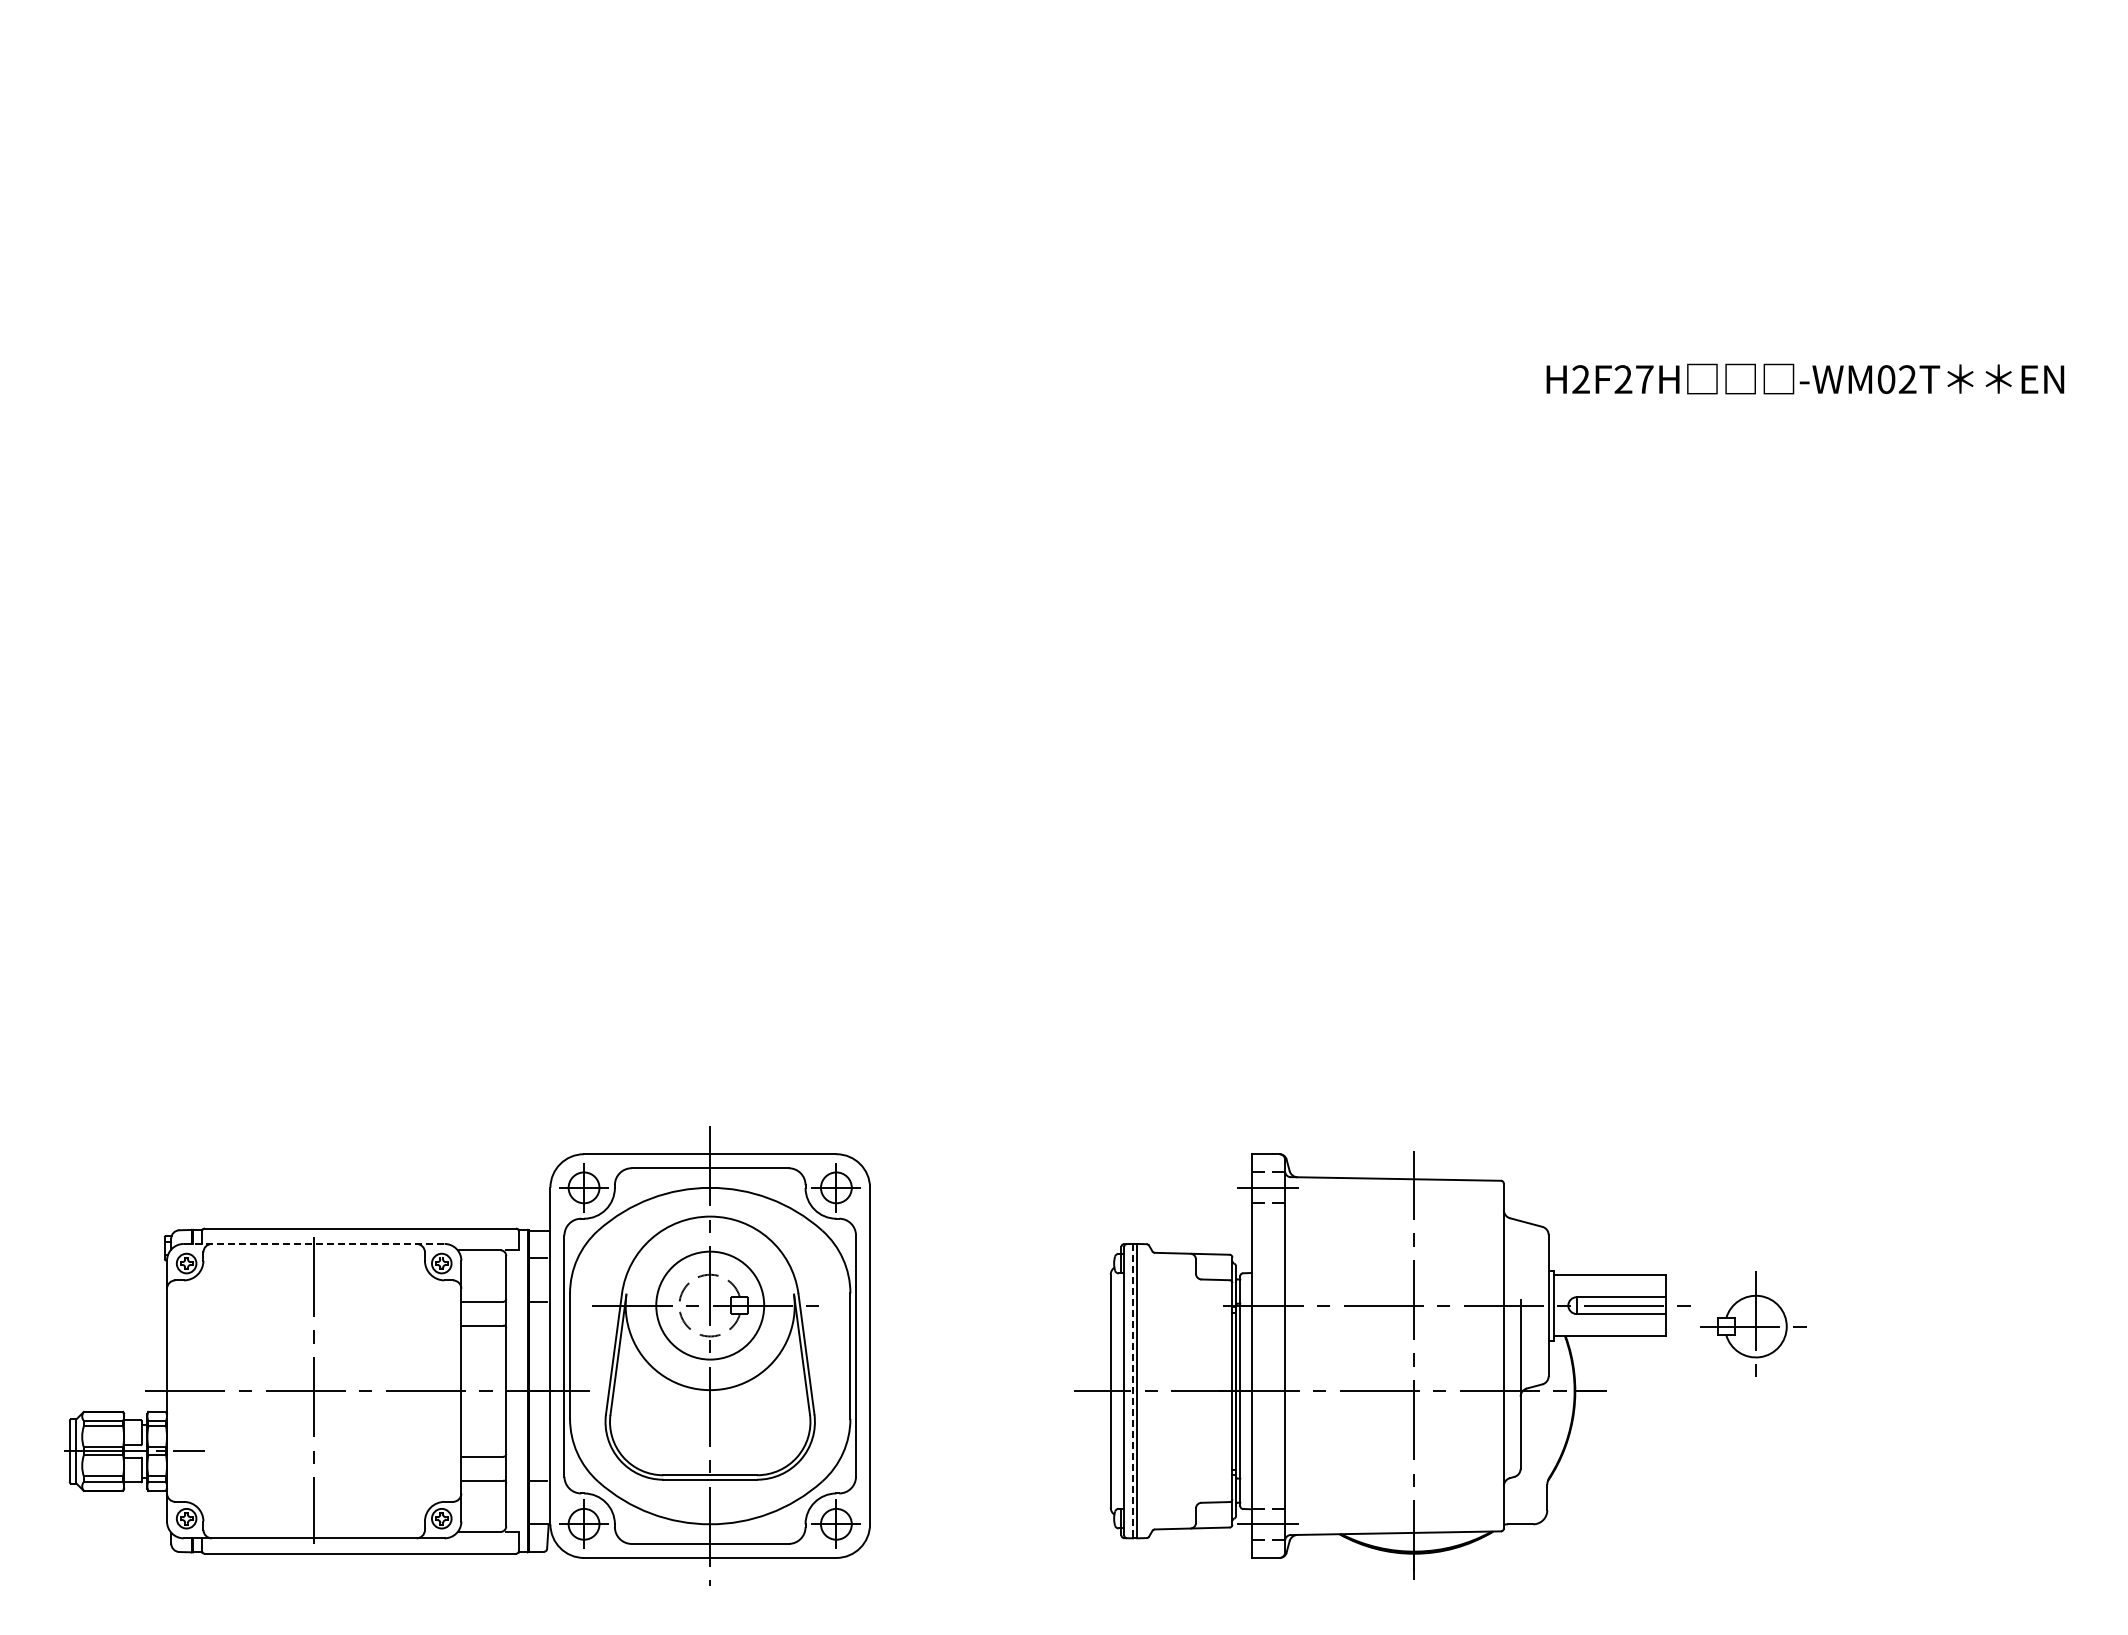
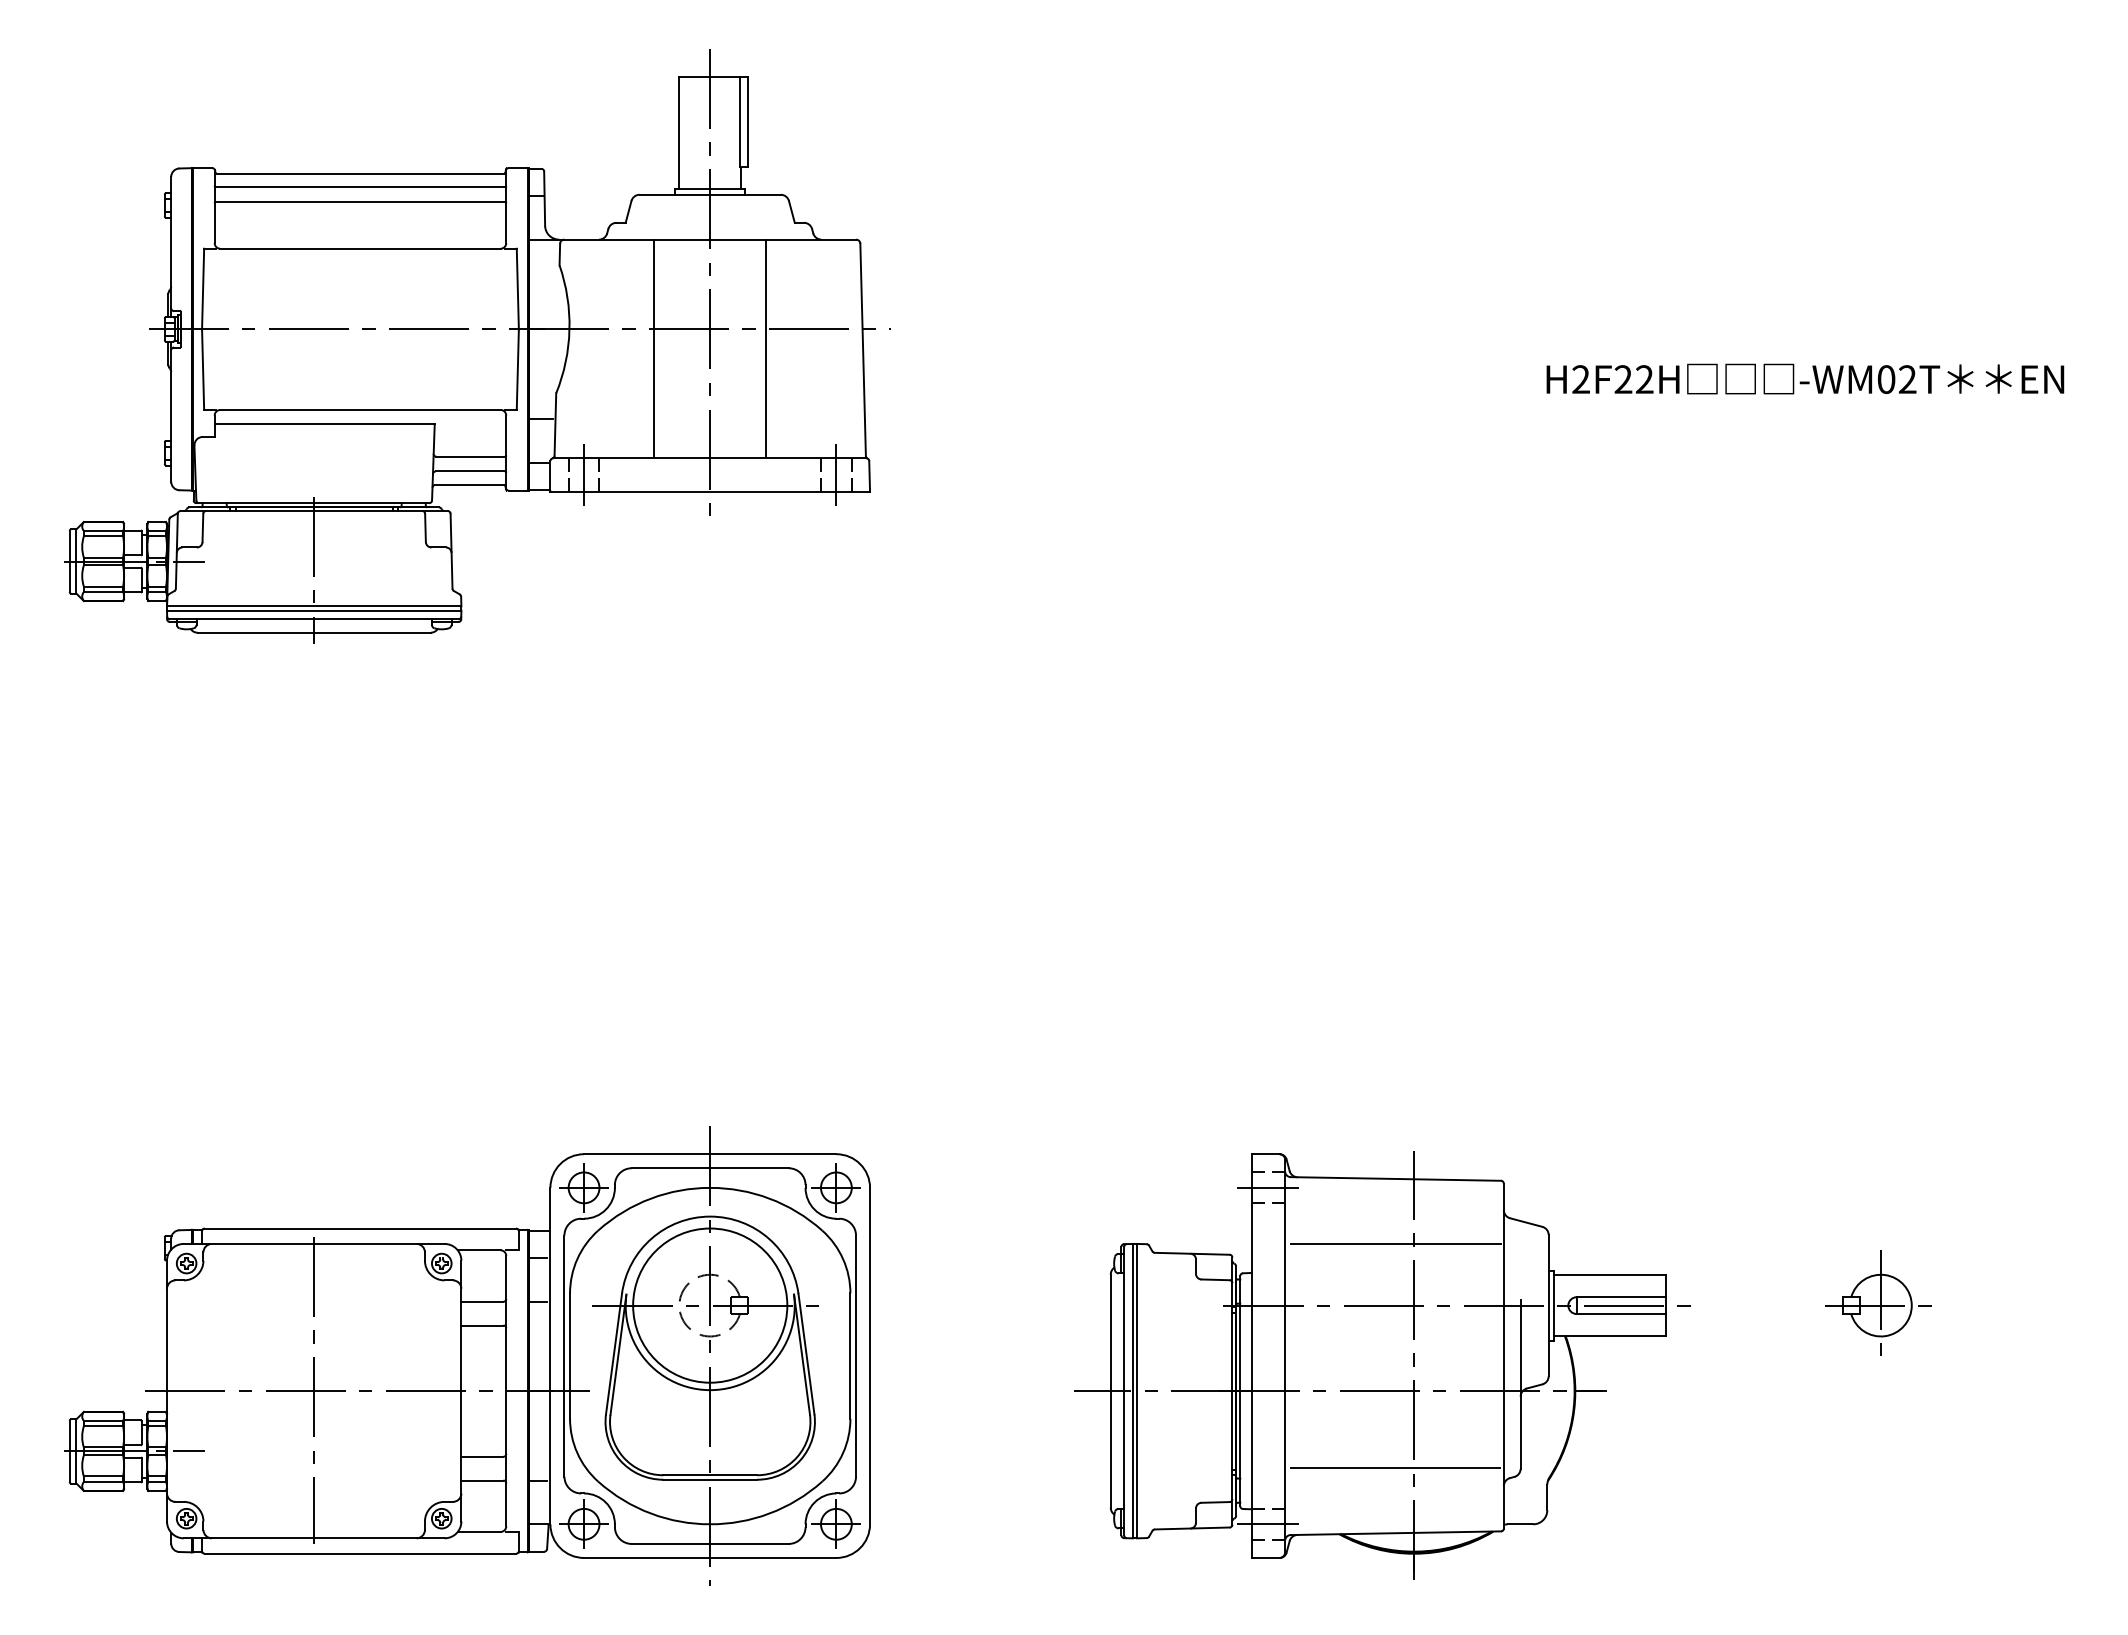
part: none -> present (477, 346)
text: H2F27H -> H2F22H (1644, 379)
line: dashed -> solid (314, 1243)
line: none -> present (1395, 1243)
circle diameter: 108 px -> 154 px (710, 1305)
part position: (1753, 1323) -> (1878, 1302) (1878, 1302)
line: dashed -> solid (1132, 1391)
line: none -> present (1394, 1468)
